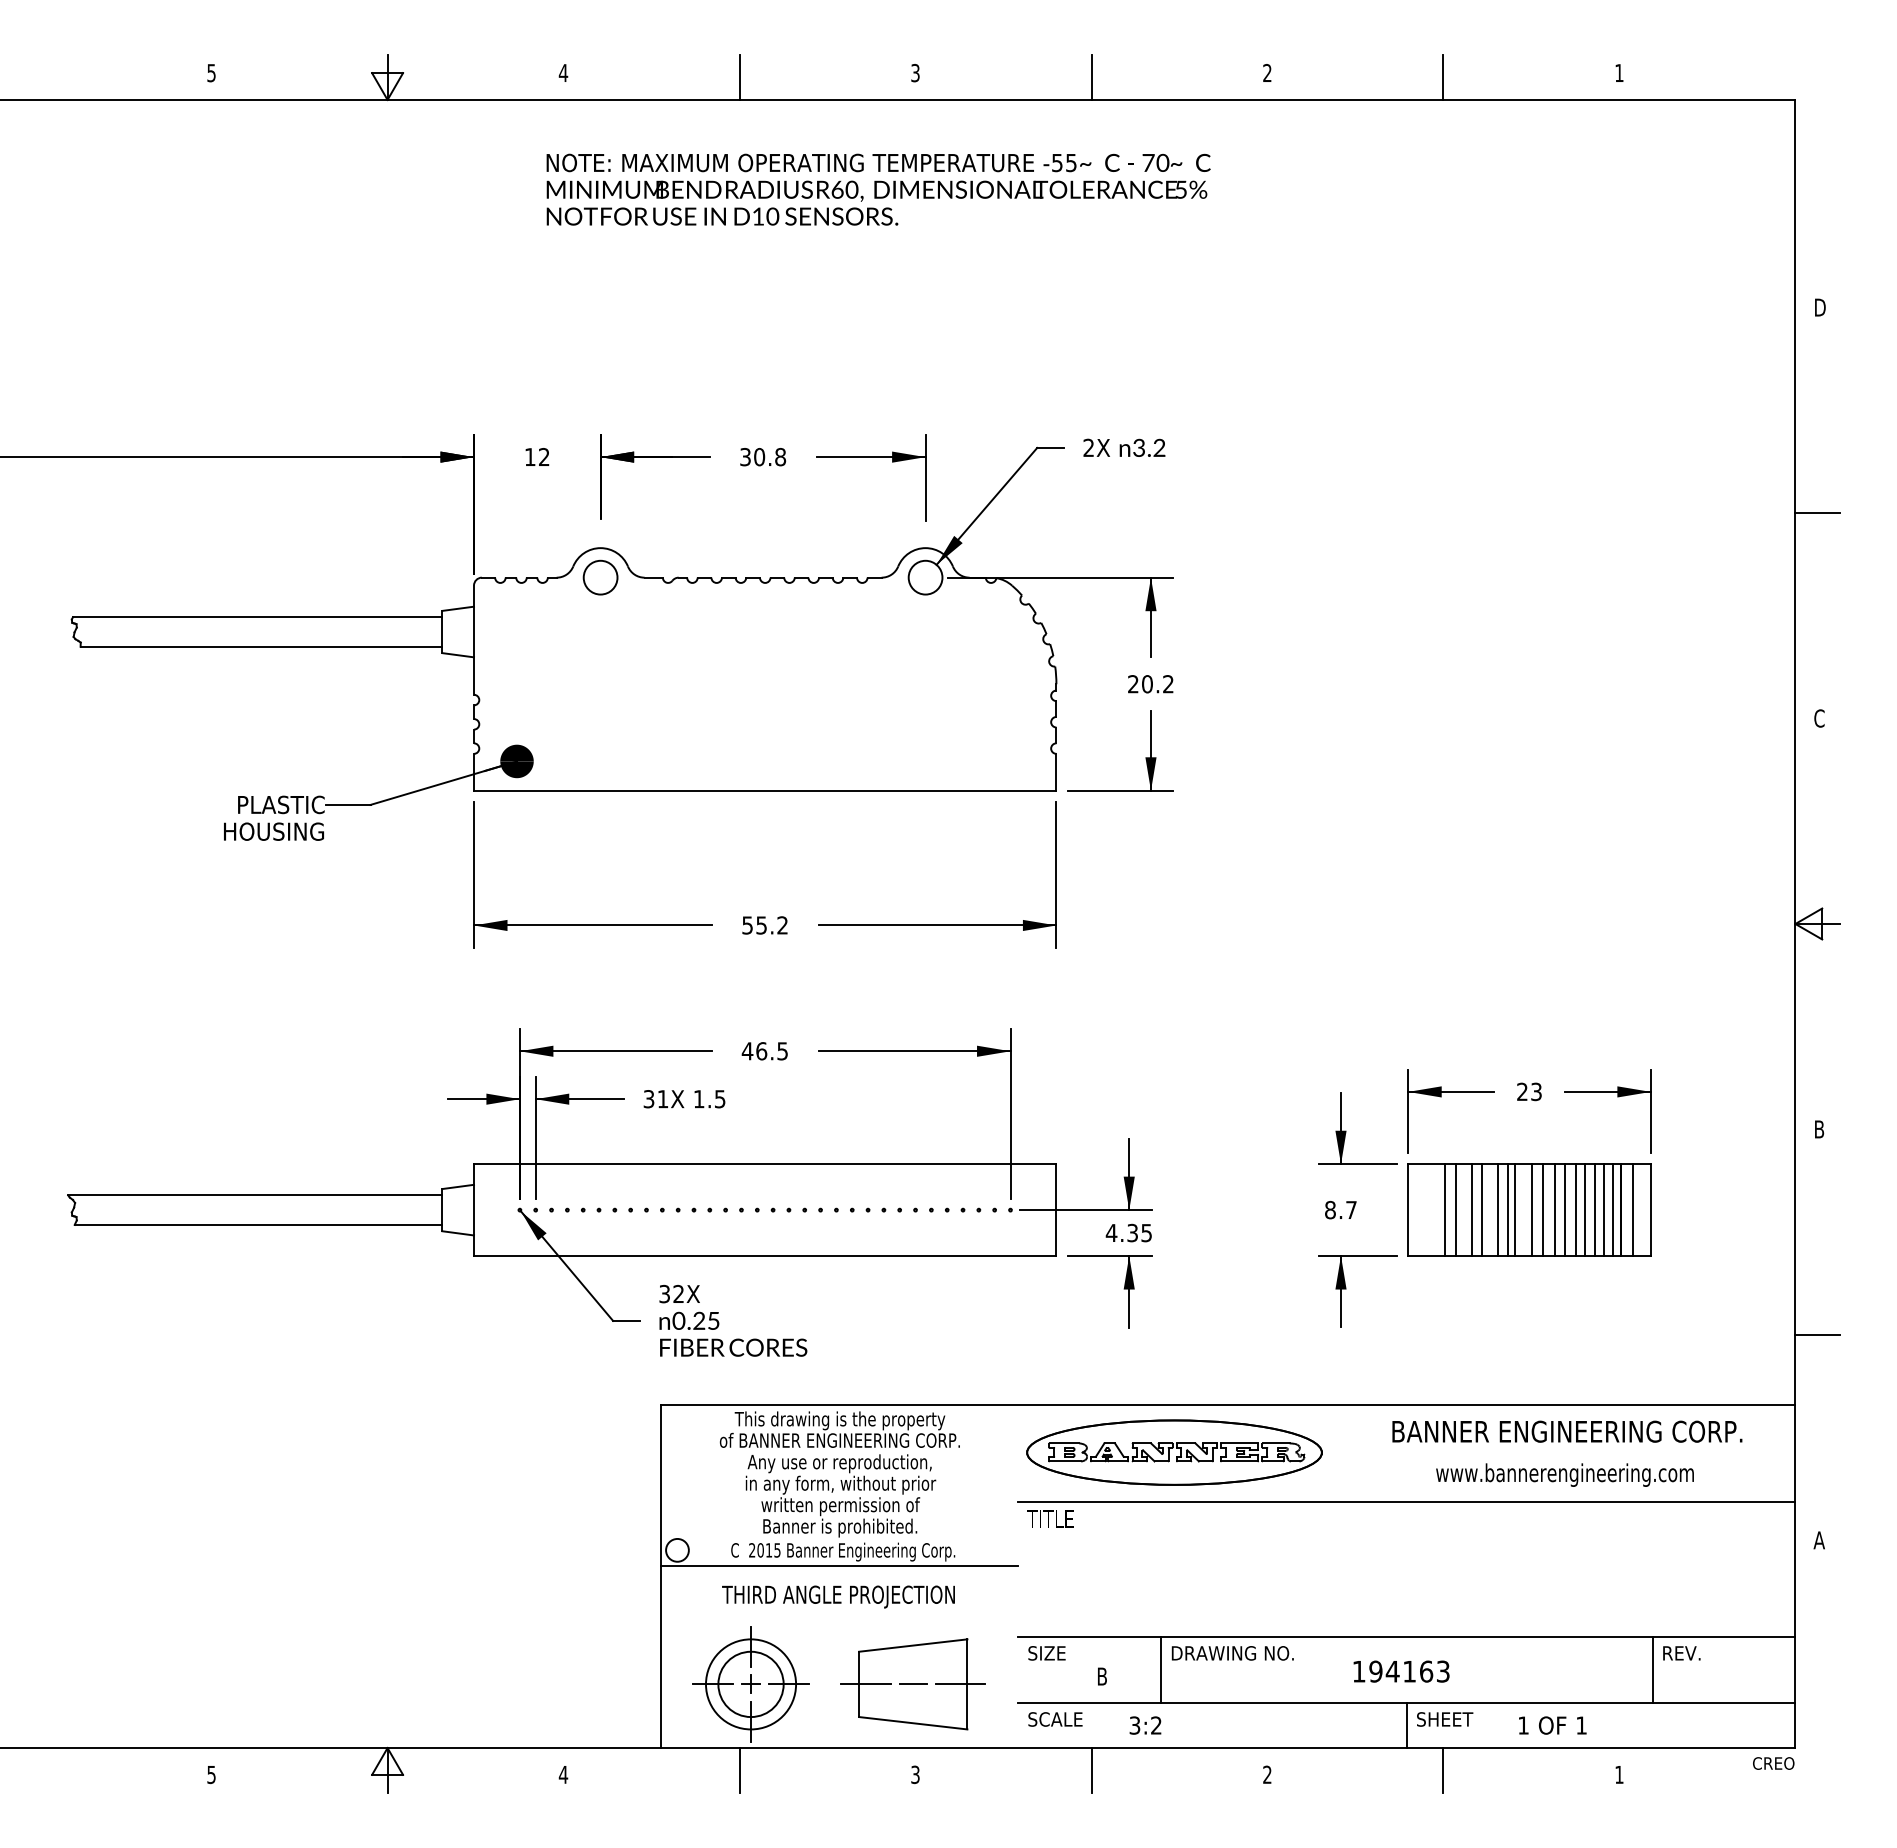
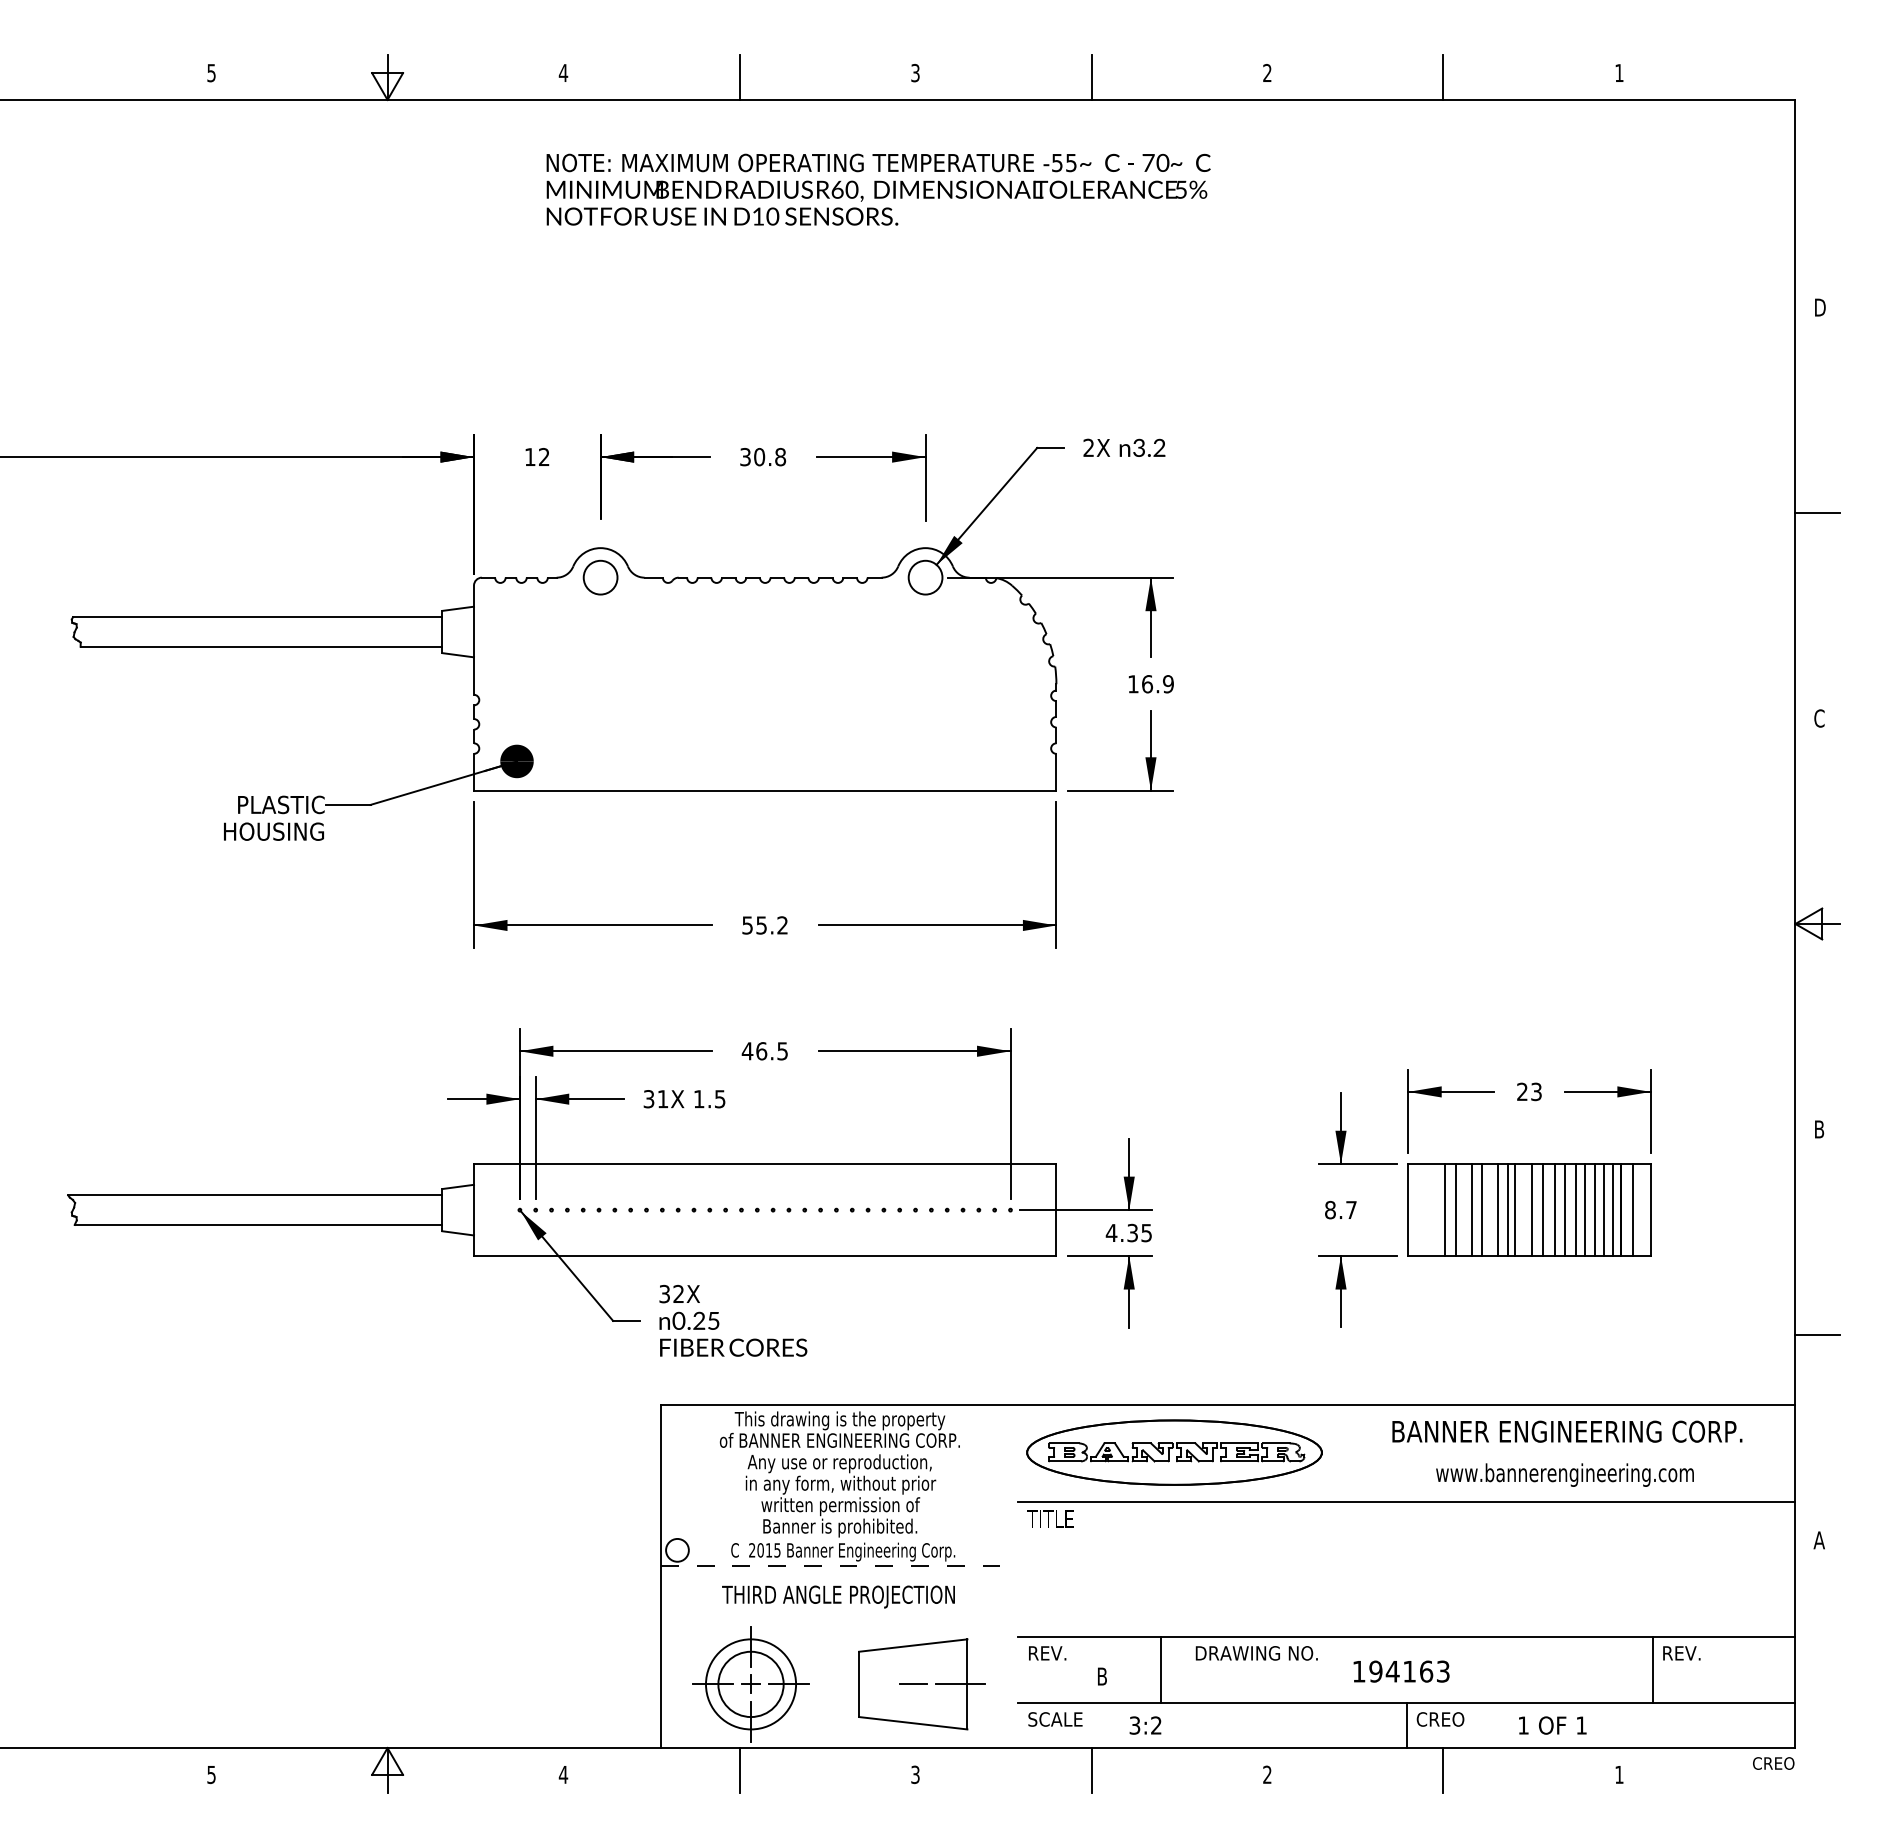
text: 20.2 -> 16.9 (1150, 684)
line: solid -> dashed (839, 1565)
text: SIZE -> REV. (1047, 1653)
text position: (1232, 1653) -> (1256, 1653) (1256, 1653)
line: present -> none (865, 1684)
text: SHEET -> CREO (1444, 1719)
